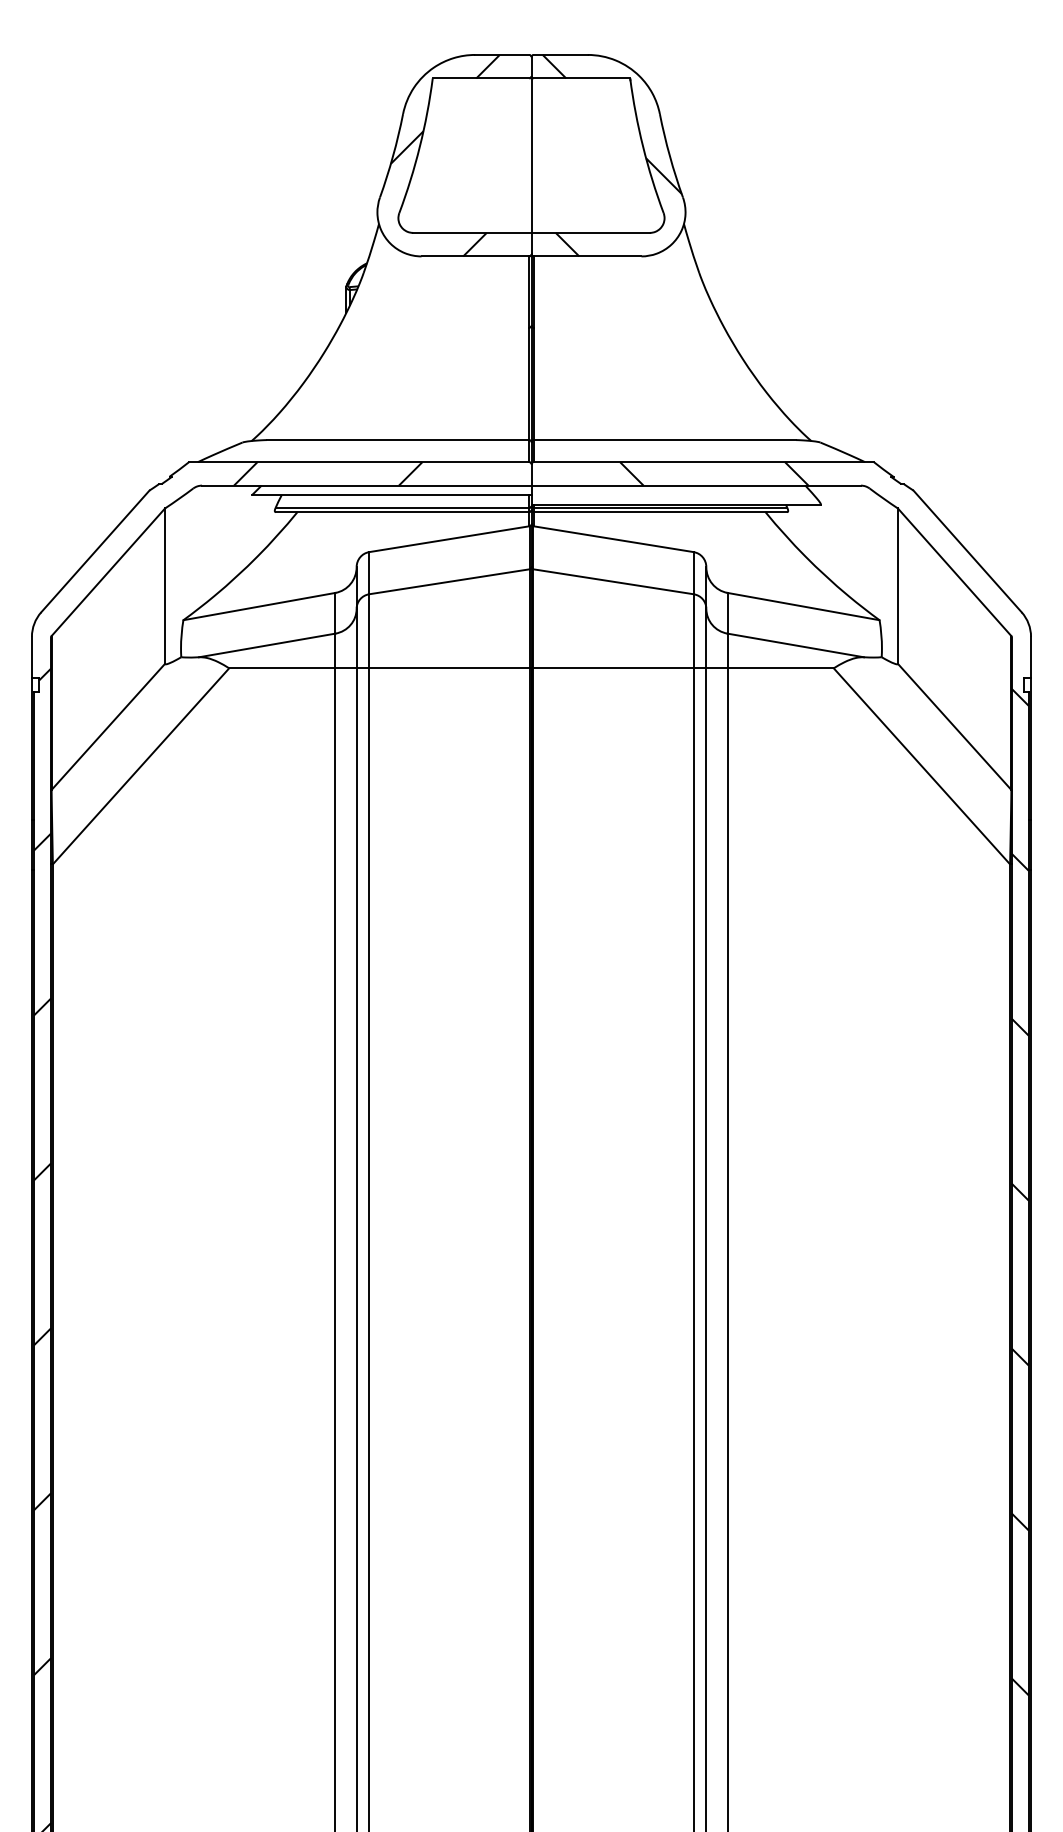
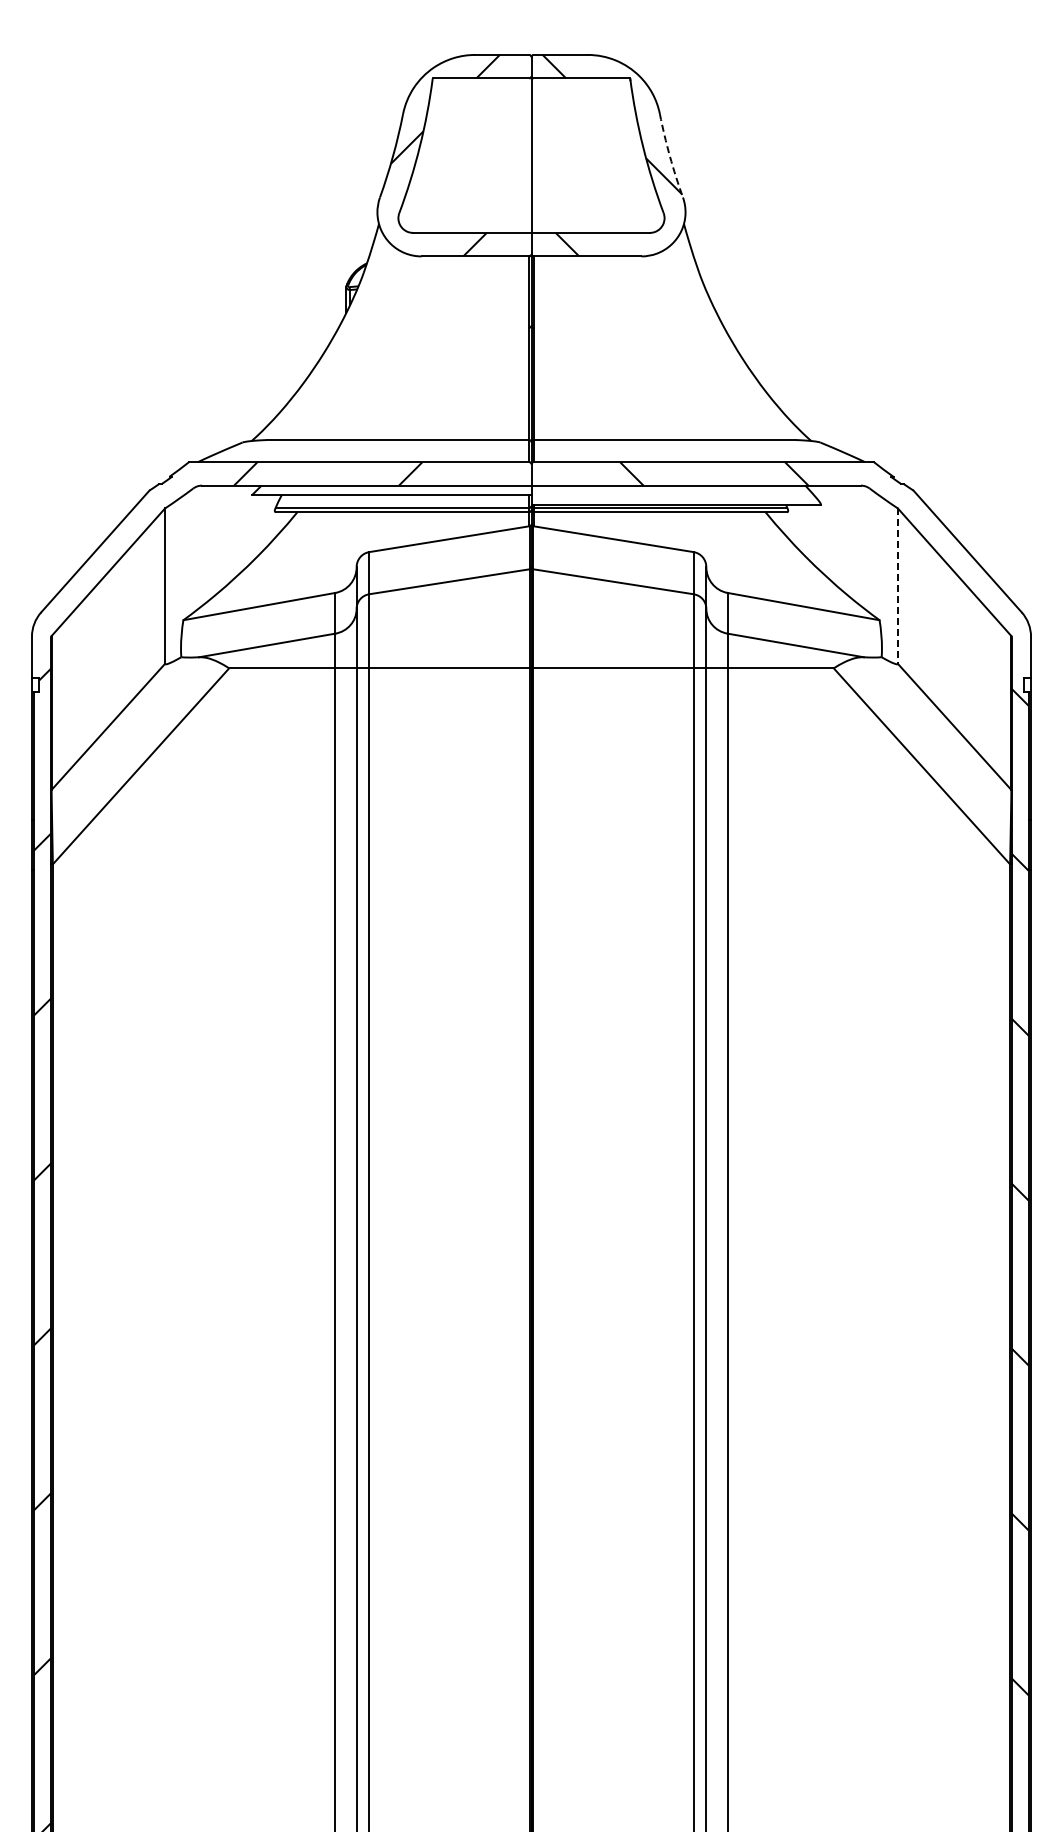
arc: solid -> dashed (669, 156)
line: solid -> dashed (897, 586)
